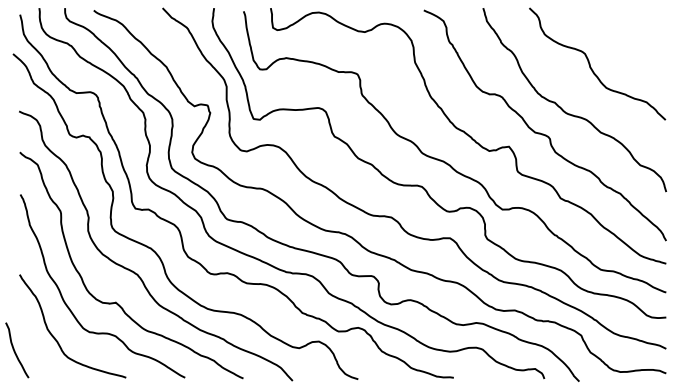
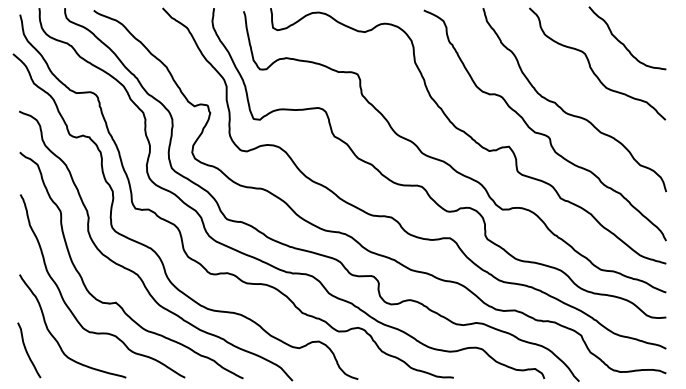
curve: none -> present (622, 42)
curve position: (15, 350) -> (27, 350) (27, 350)
